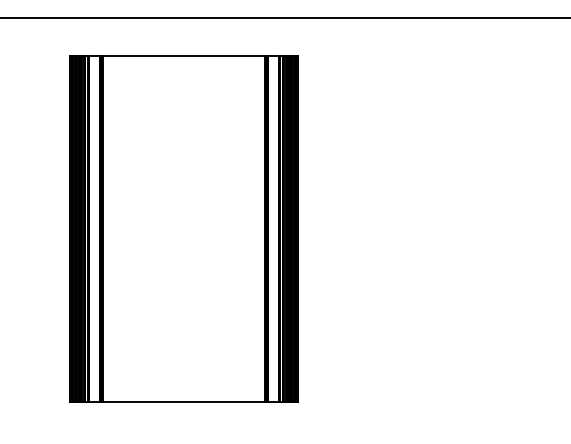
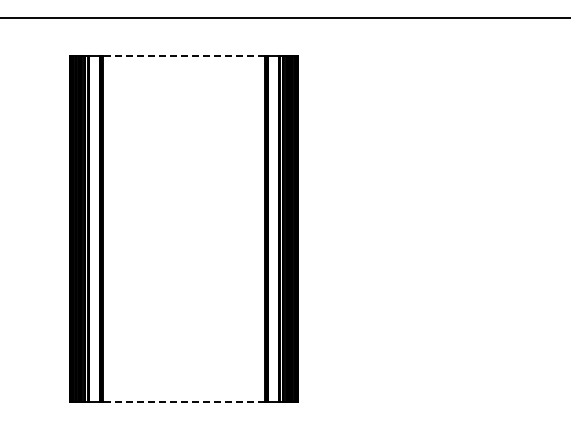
line: solid -> dashed (183, 56)
line: solid -> dashed (183, 402)
